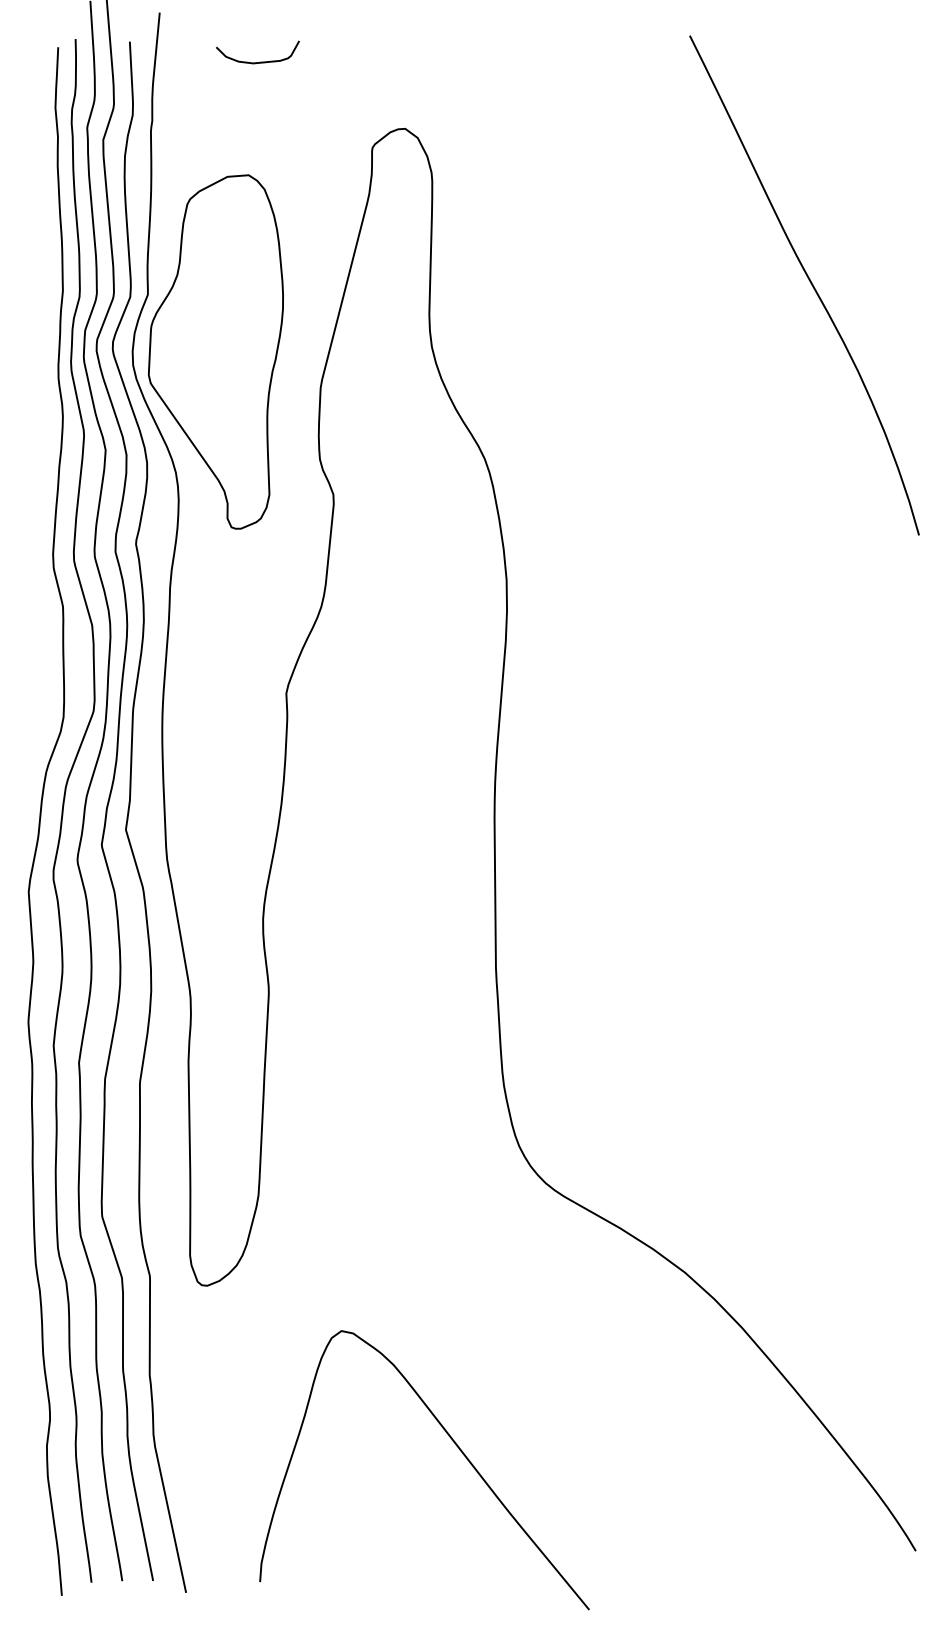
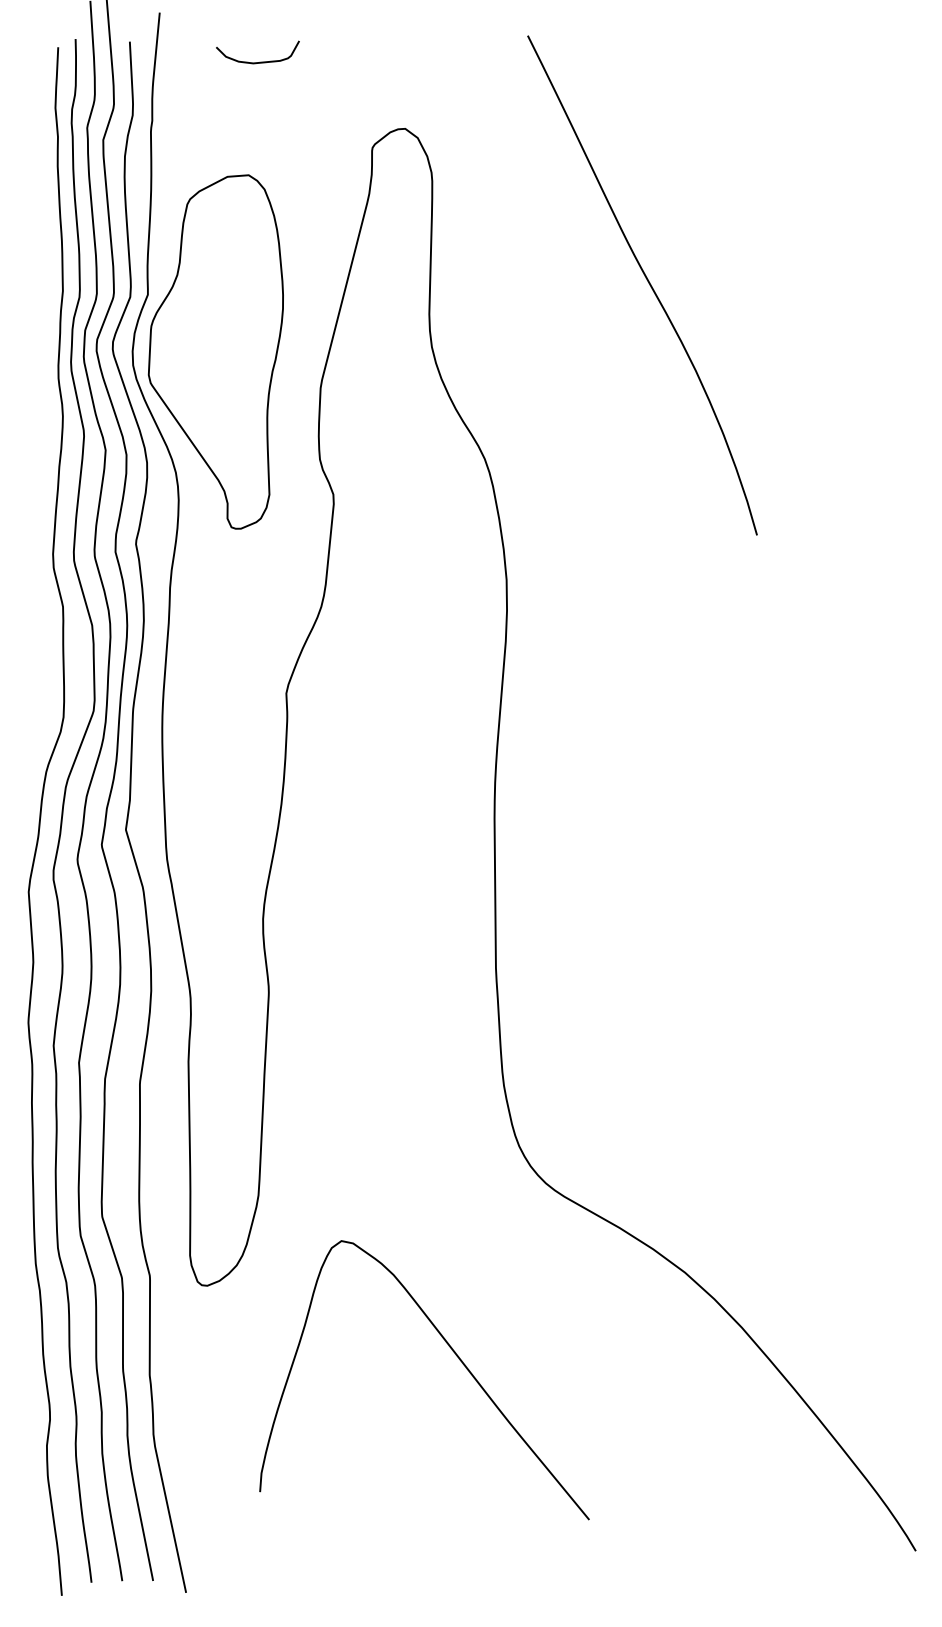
curve position: (810, 283) -> (648, 283) (648, 283)
curve position: (455, 1445) -> (455, 1355) (455, 1355)
